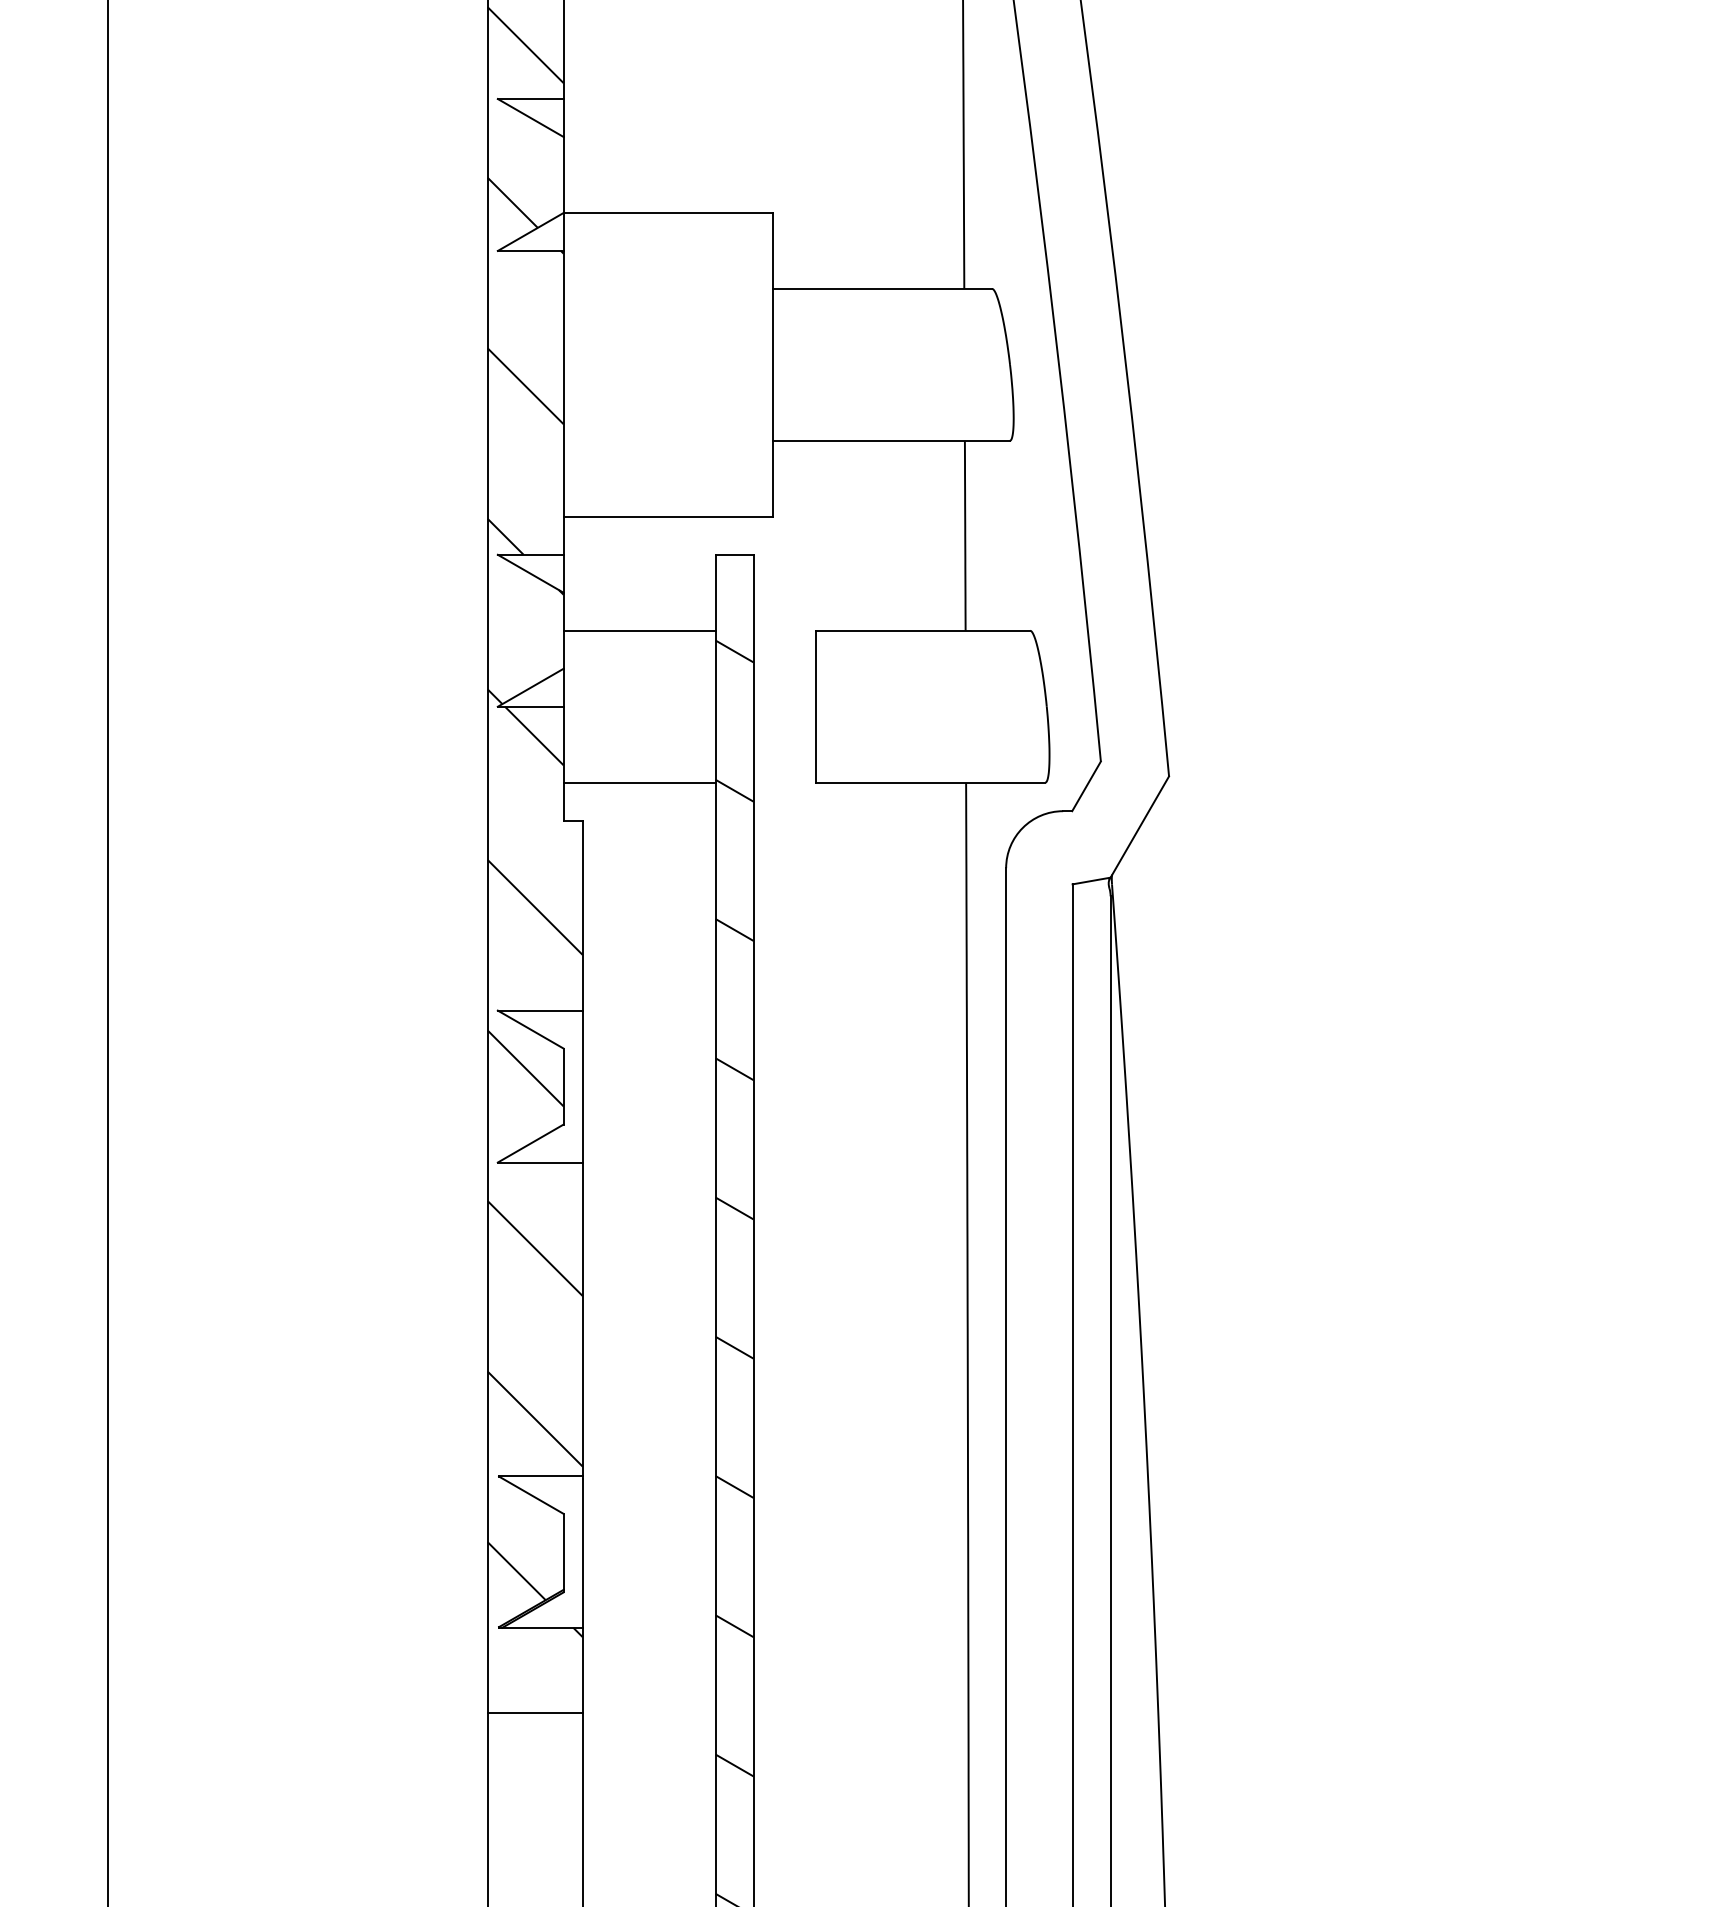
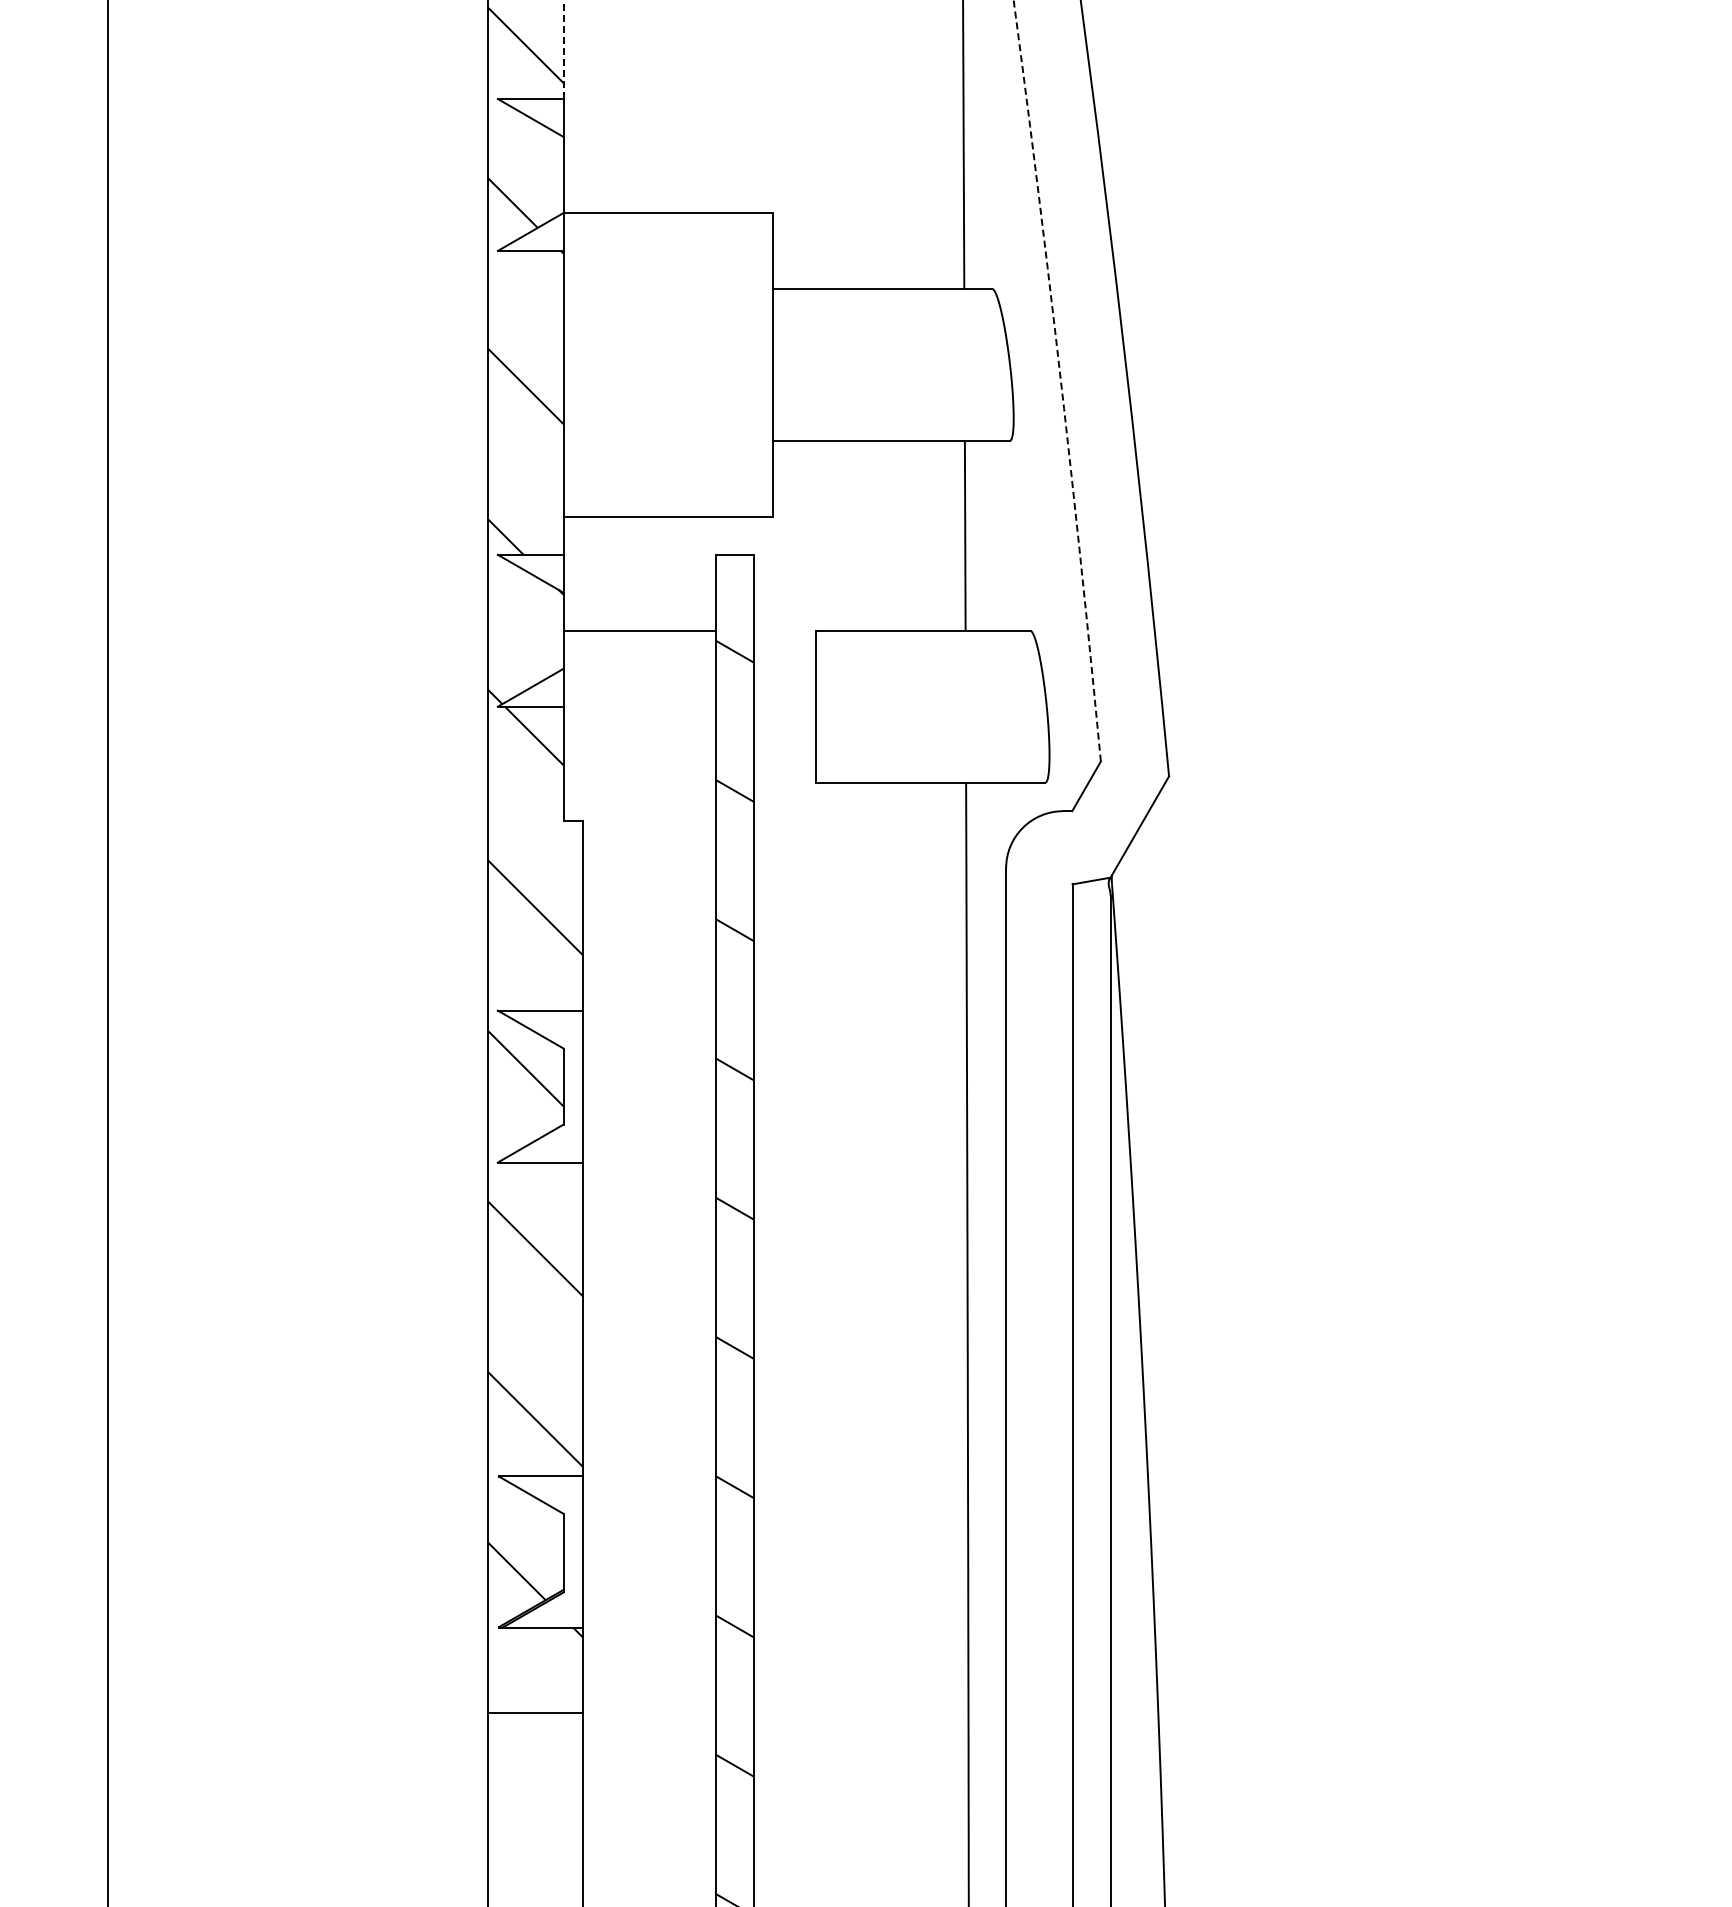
line: solid -> dashed (563, 49)
arc: solid -> dashed (1060, 380)
line: present -> none (639, 782)
